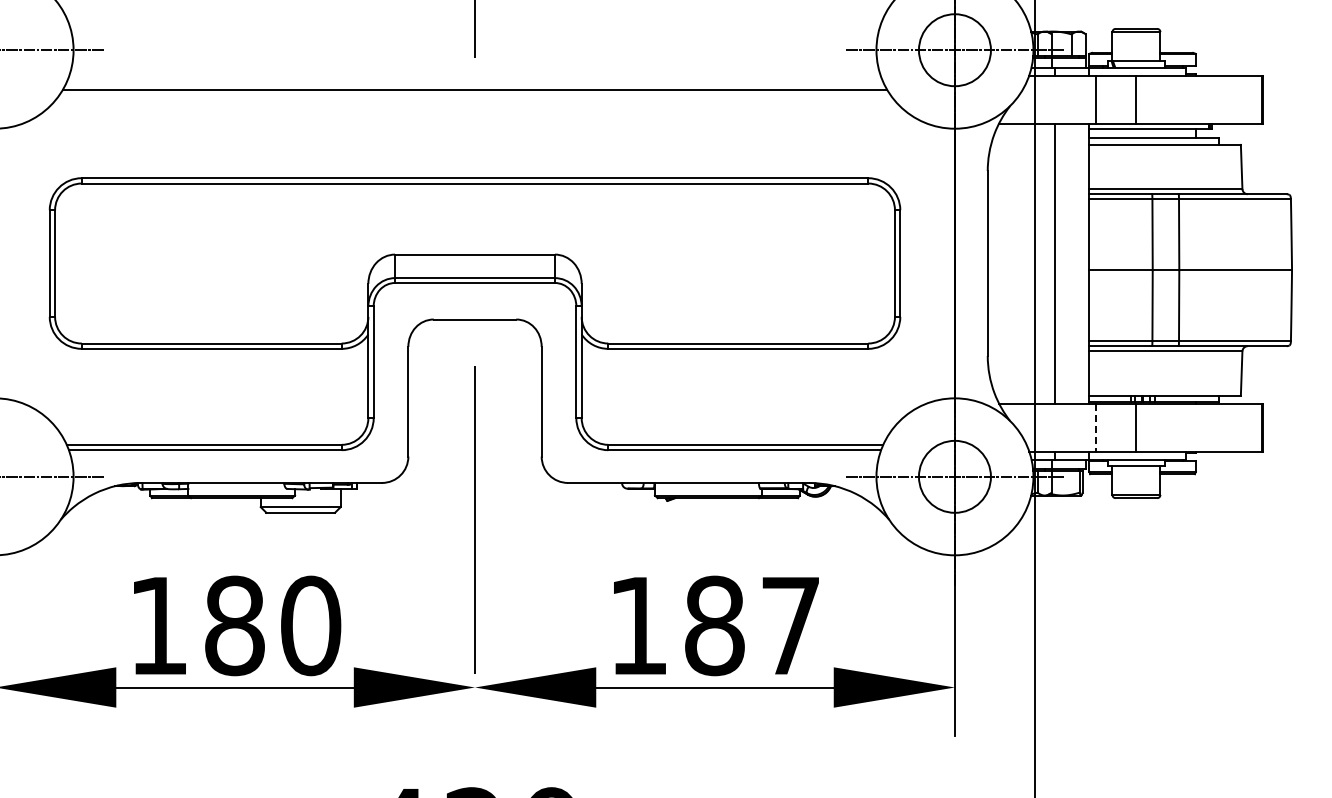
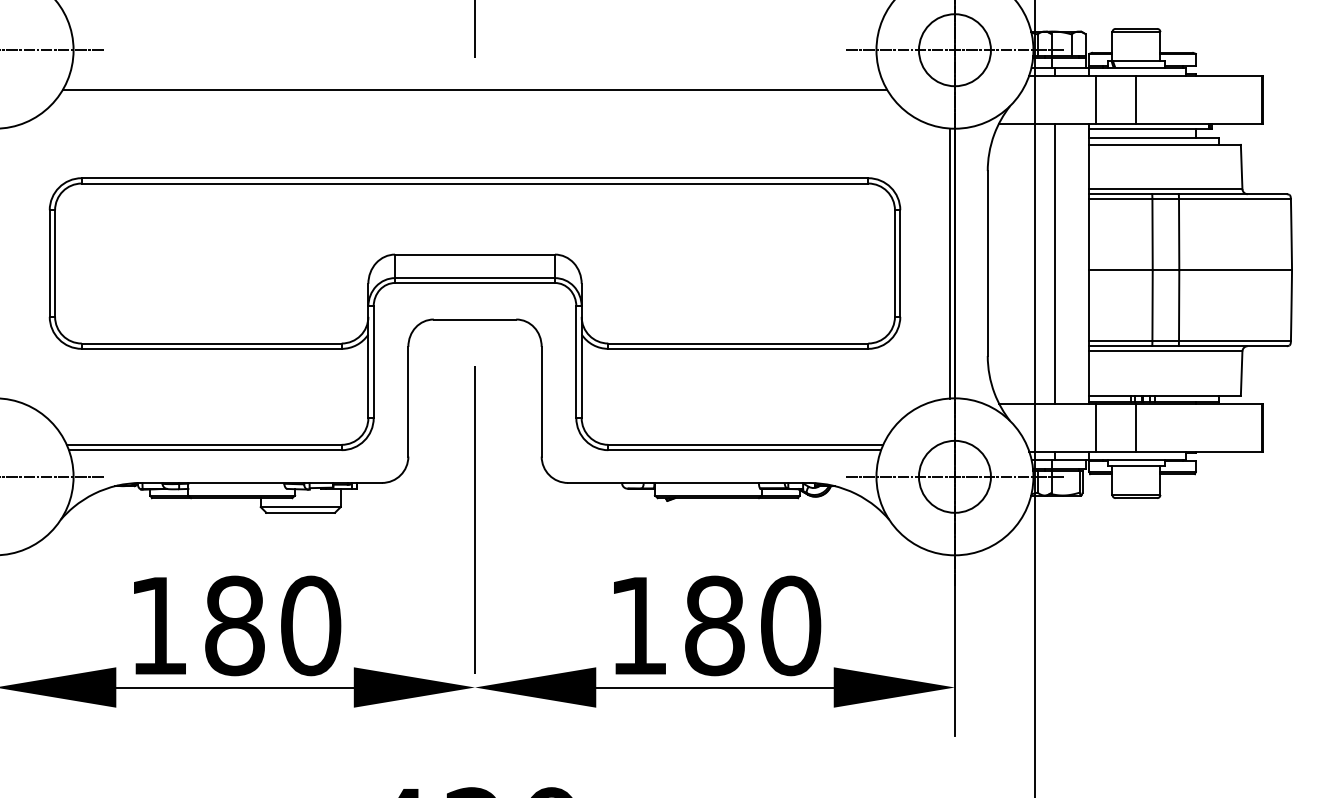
line: none -> present (949, 263)
line: dashed -> solid (1096, 427)
text: 187 -> 180 (791, 625)
